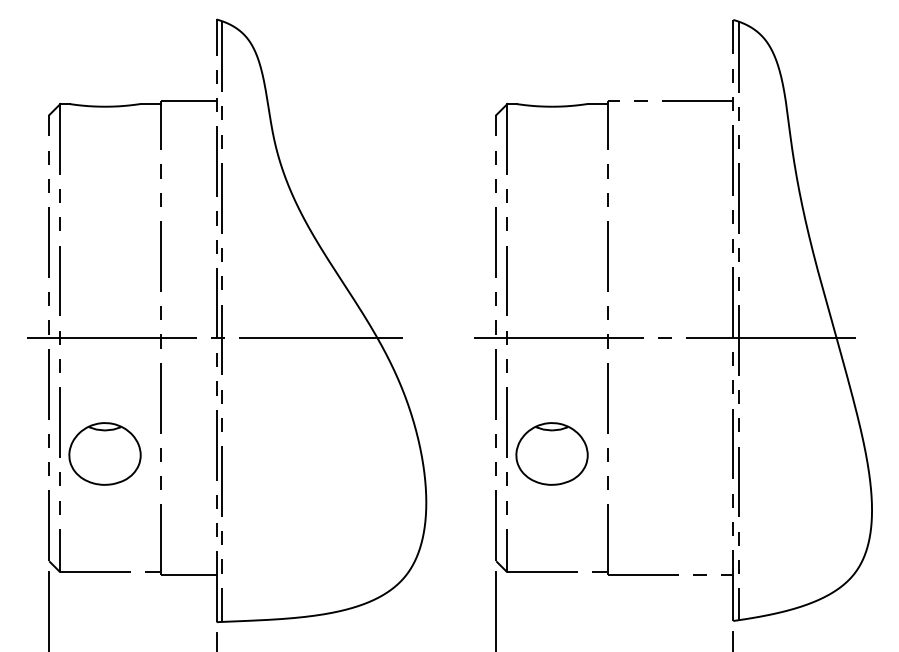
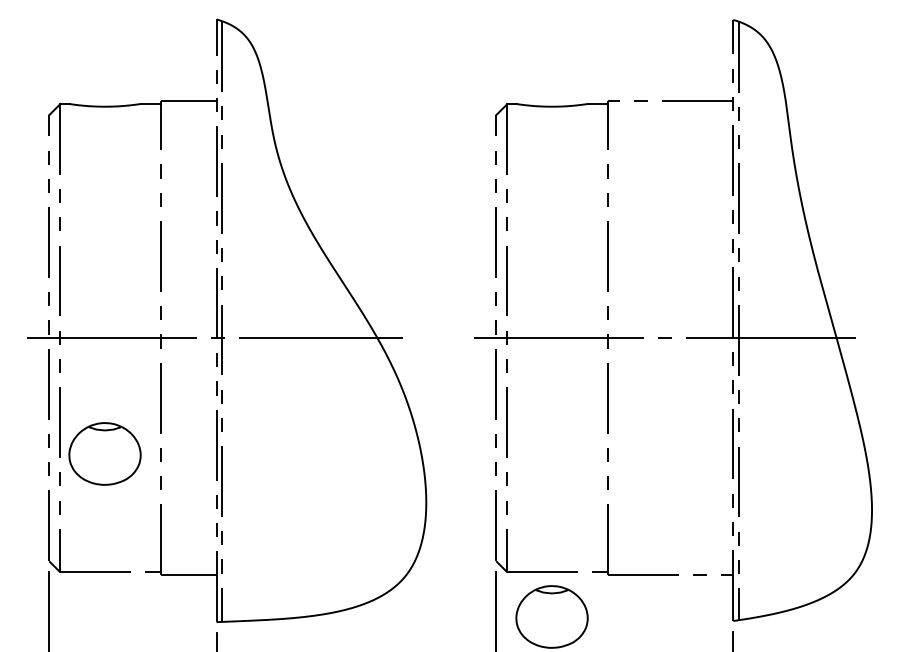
part position: (551, 453) -> (551, 616) (551, 616)
